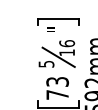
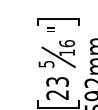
text: 73 -> 23 (57, 94)
